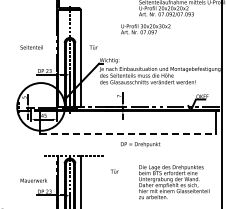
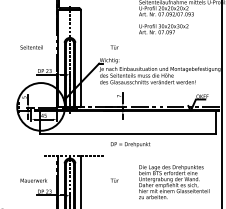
text position: (145, 29) -> (163, 29) (163, 29)
text position: (93, 47) -> (114, 47) (114, 47)
line: dashed -> solid (128, 133)
text position: (140, 144) -> (130, 144) (130, 144)
text position: (114, 171) -> (114, 180) (114, 180)
